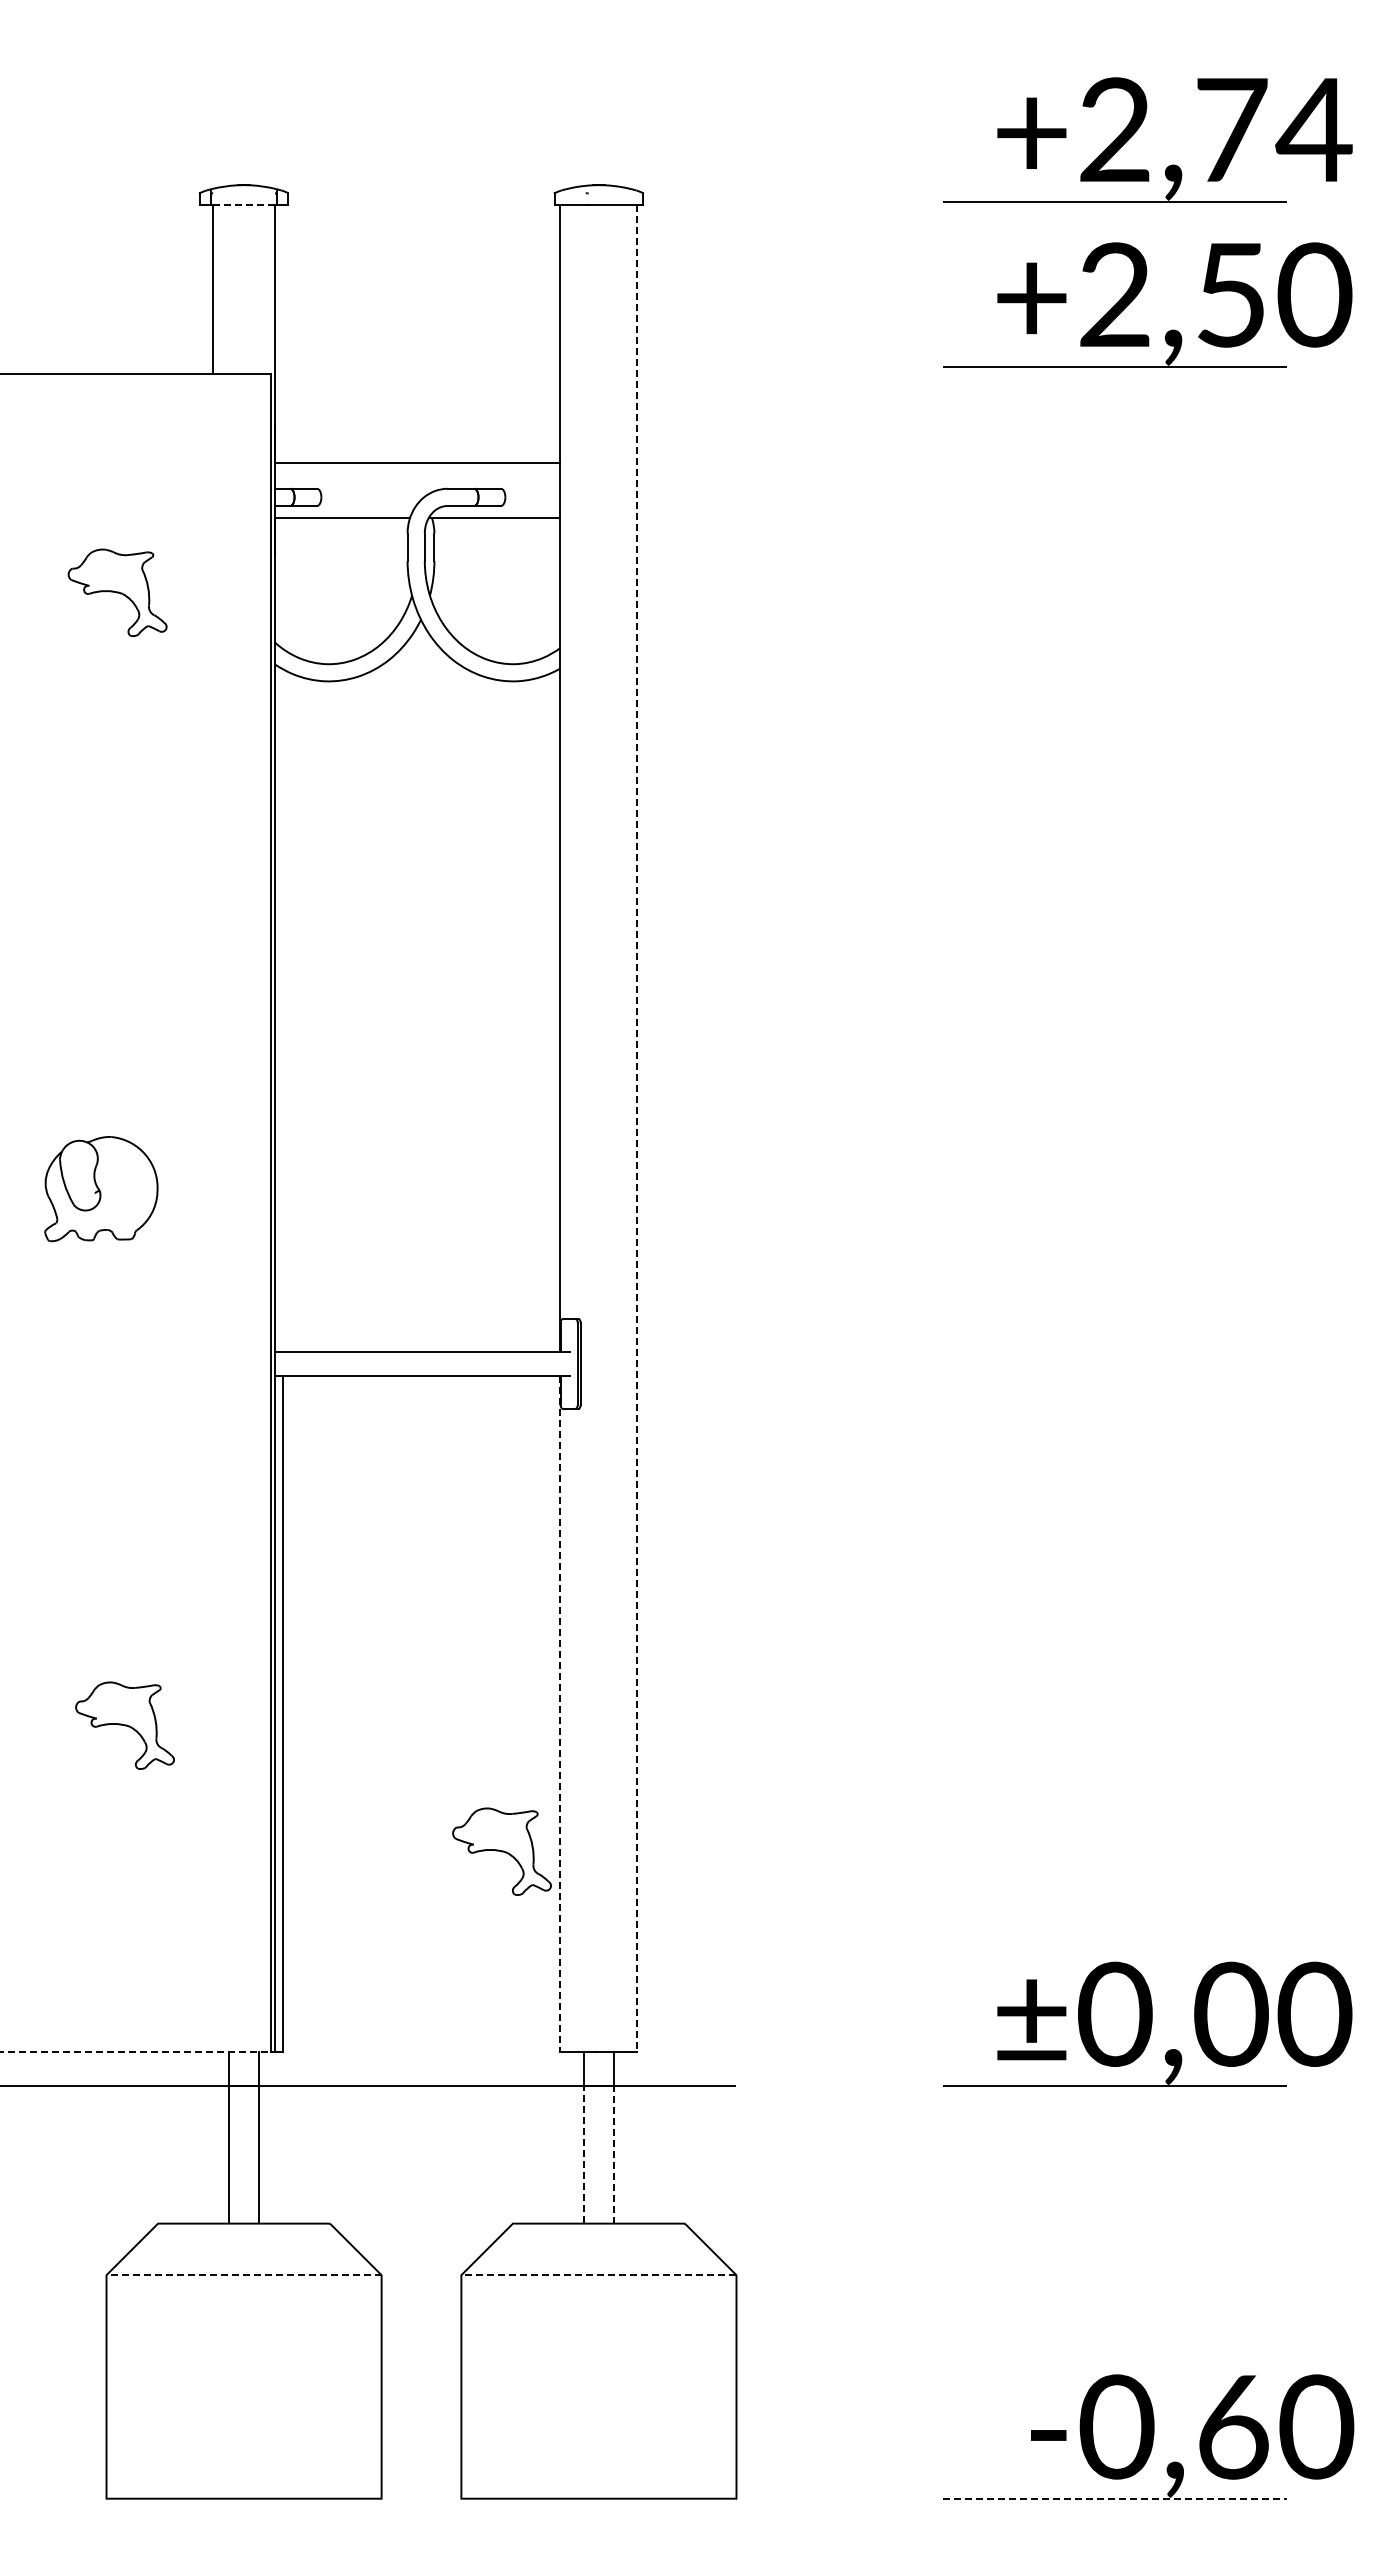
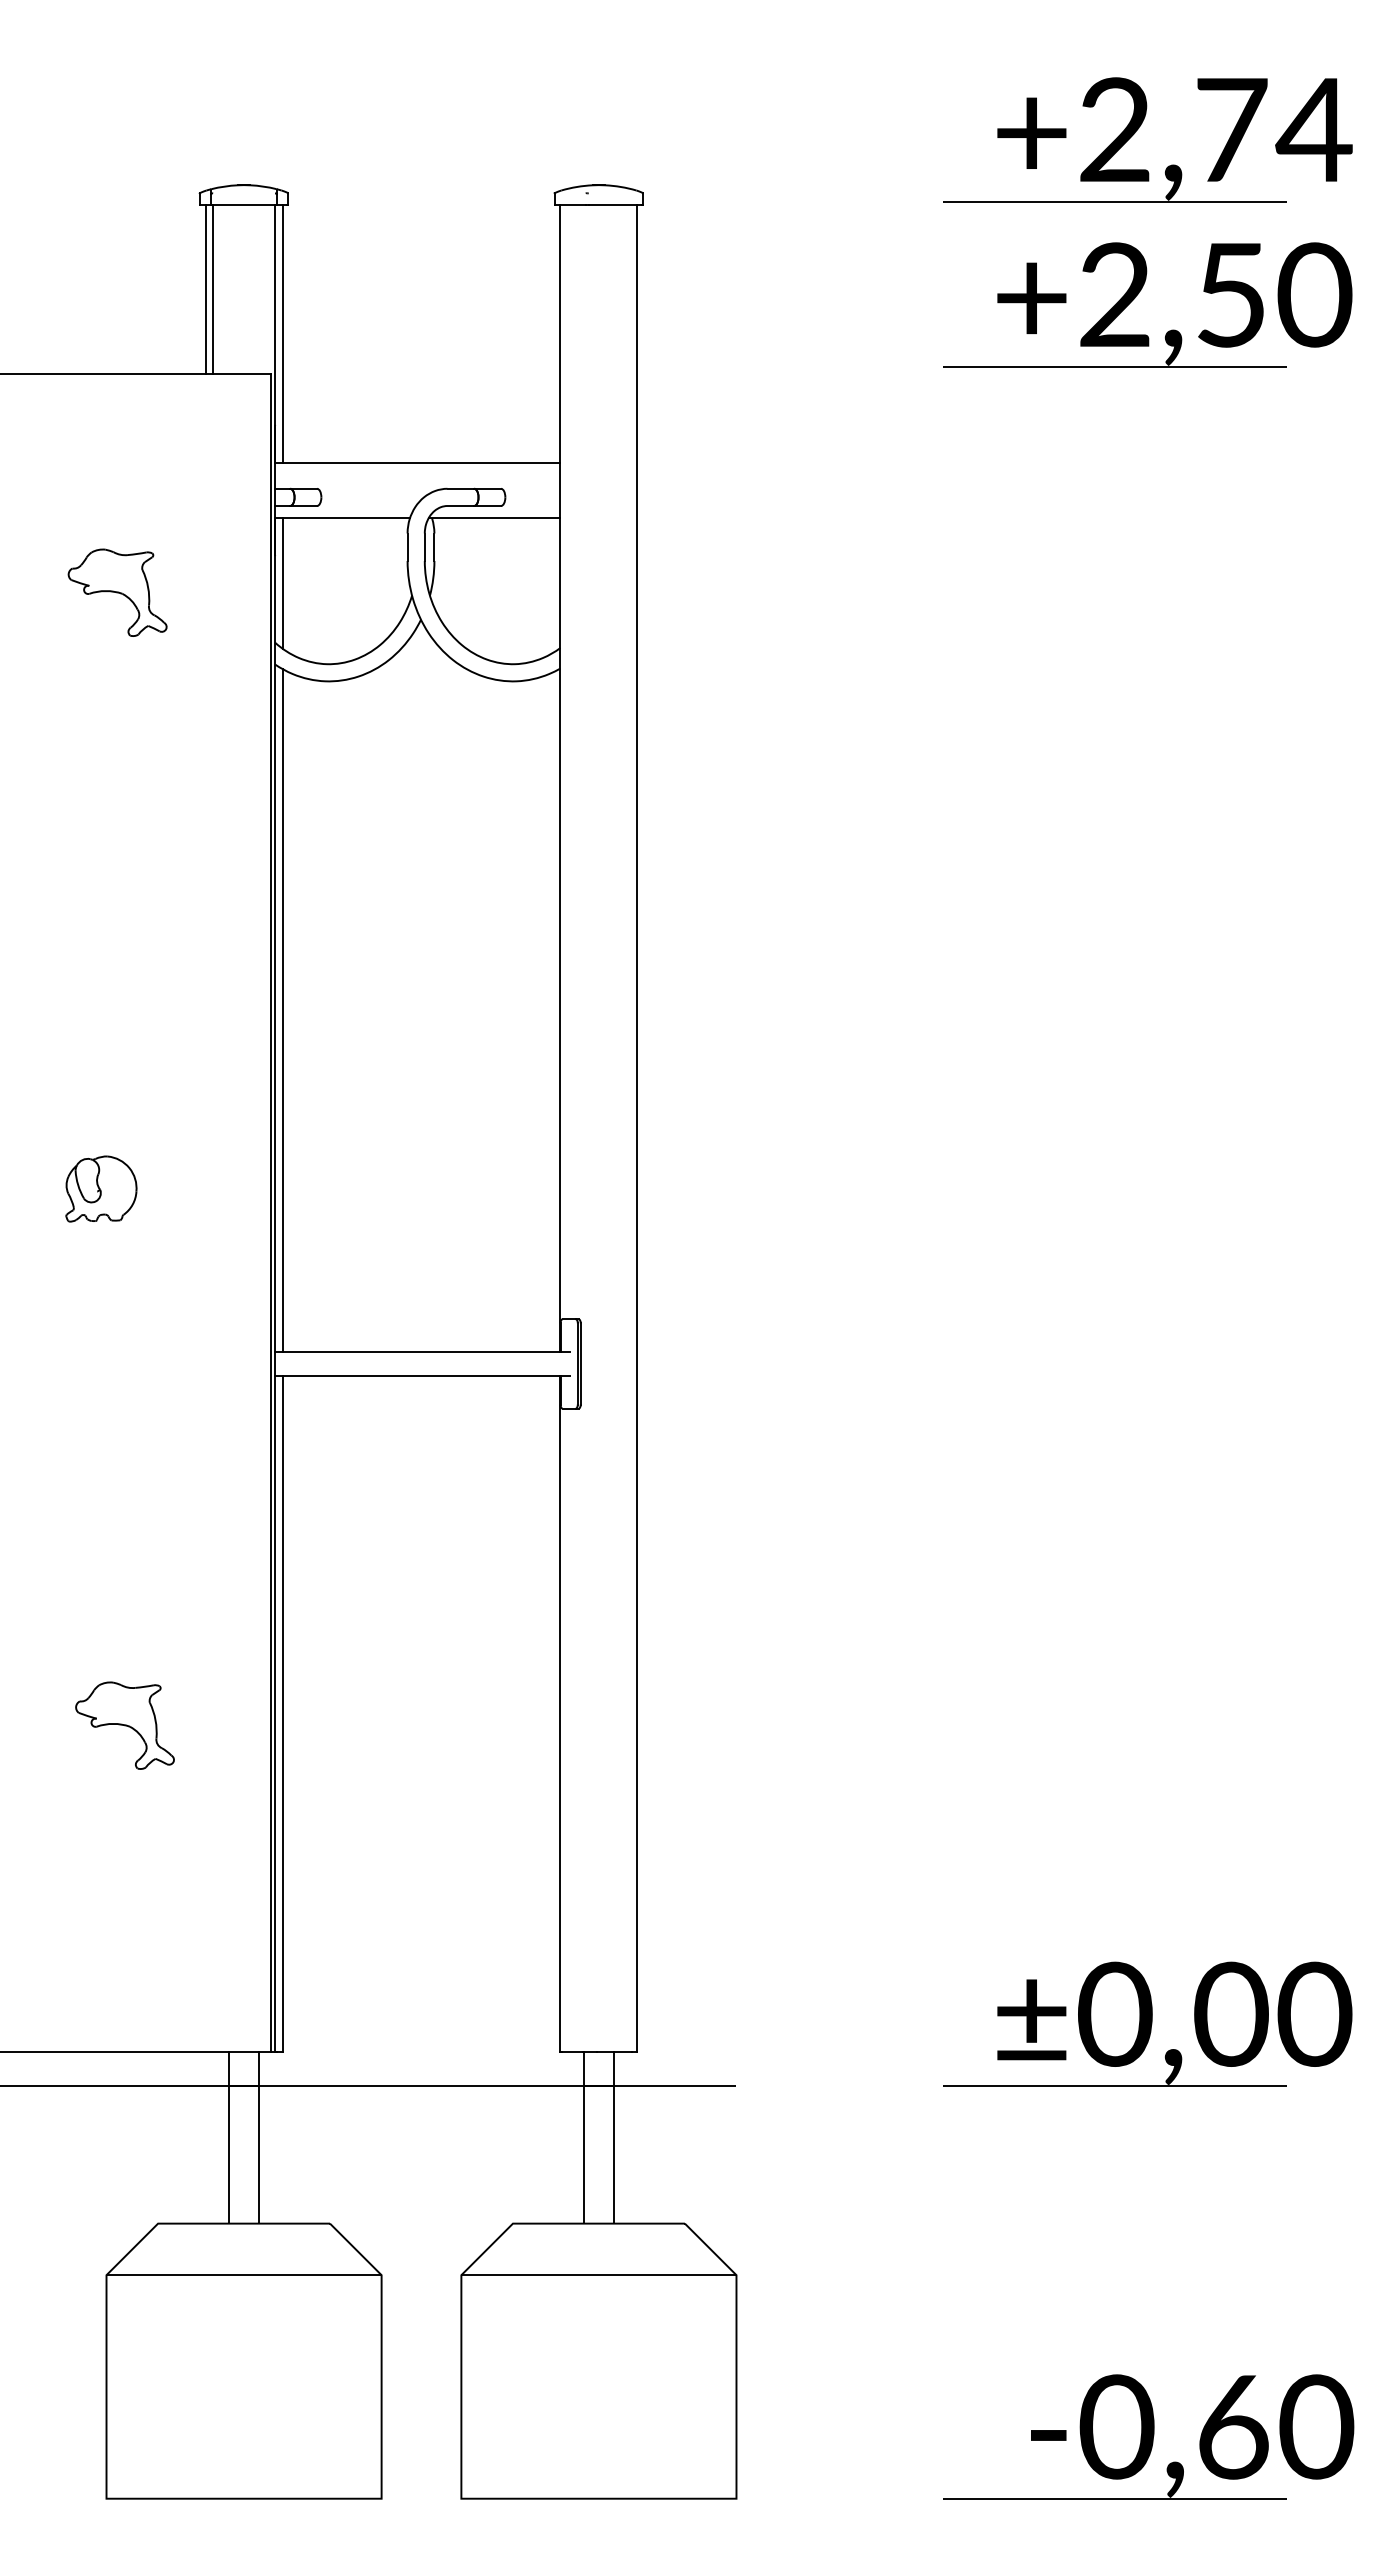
line: dashed -> solid (244, 205)
line: none -> present (205, 289)
line: none -> present (282, 334)
line: none -> present (282, 583)
line: none -> present (282, 1010)
line: dashed -> solid (637, 1128)
part size: 115x107 px -> 73x68 px (101, 1188)
line: dashed -> solid (560, 1714)
part: present -> none (501, 1851)
line: dashed -> solid (135, 2051)
line: dashed -> solid (598, 2086)
line: dashed -> solid (244, 2275)
line: dashed -> solid (598, 2275)
line: dashed -> solid (1114, 2498)
